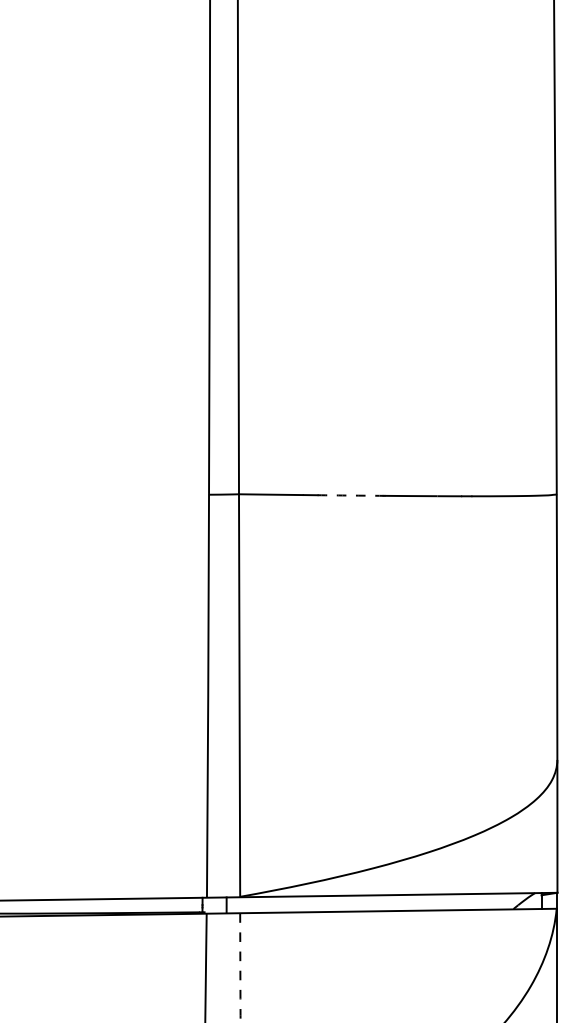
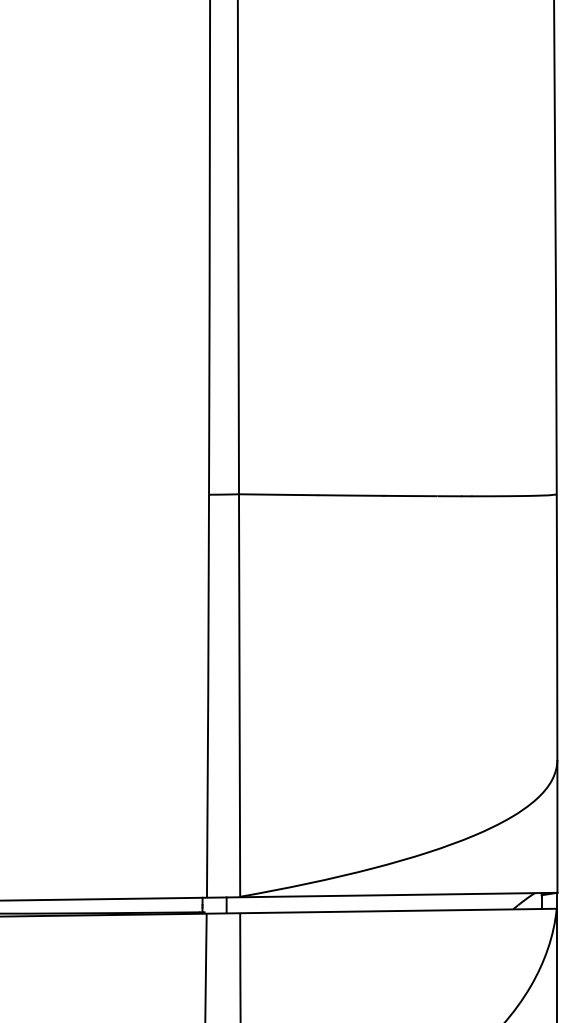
arc: dashed -> solid (350, 495)
arc: dashed -> solid (240, 968)
